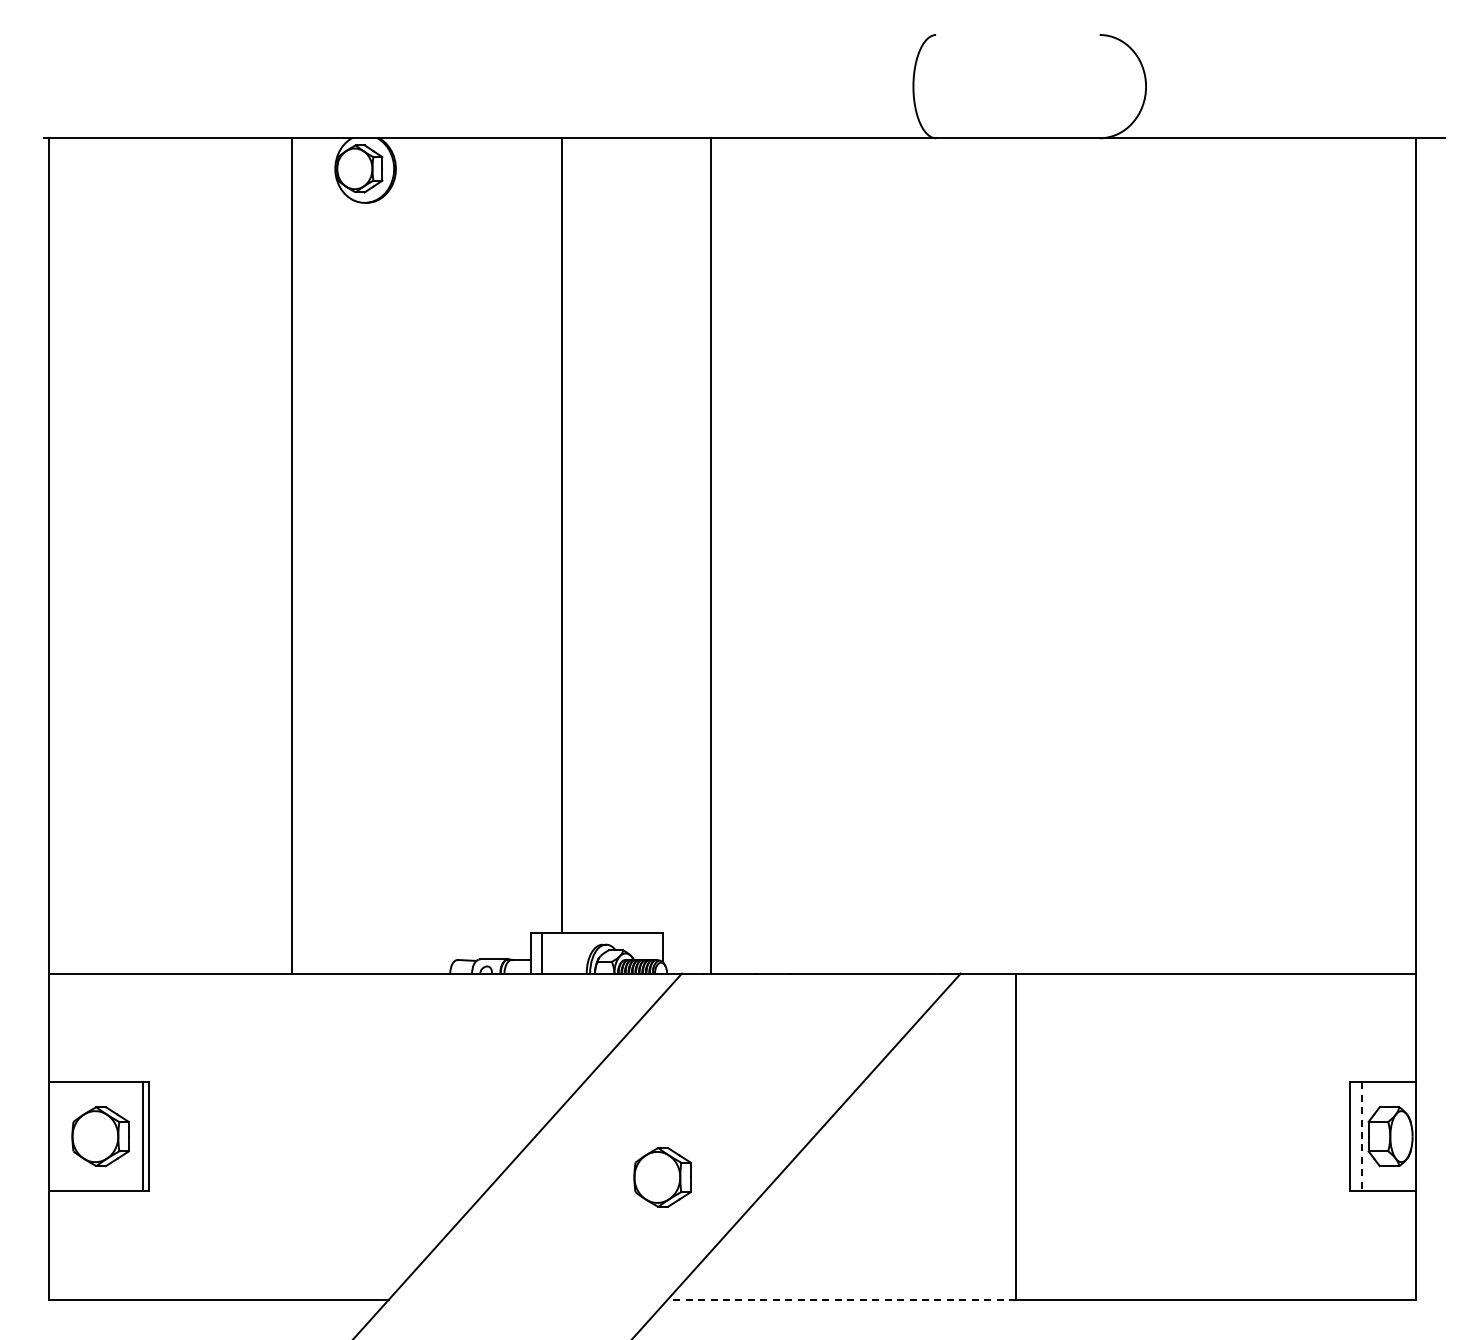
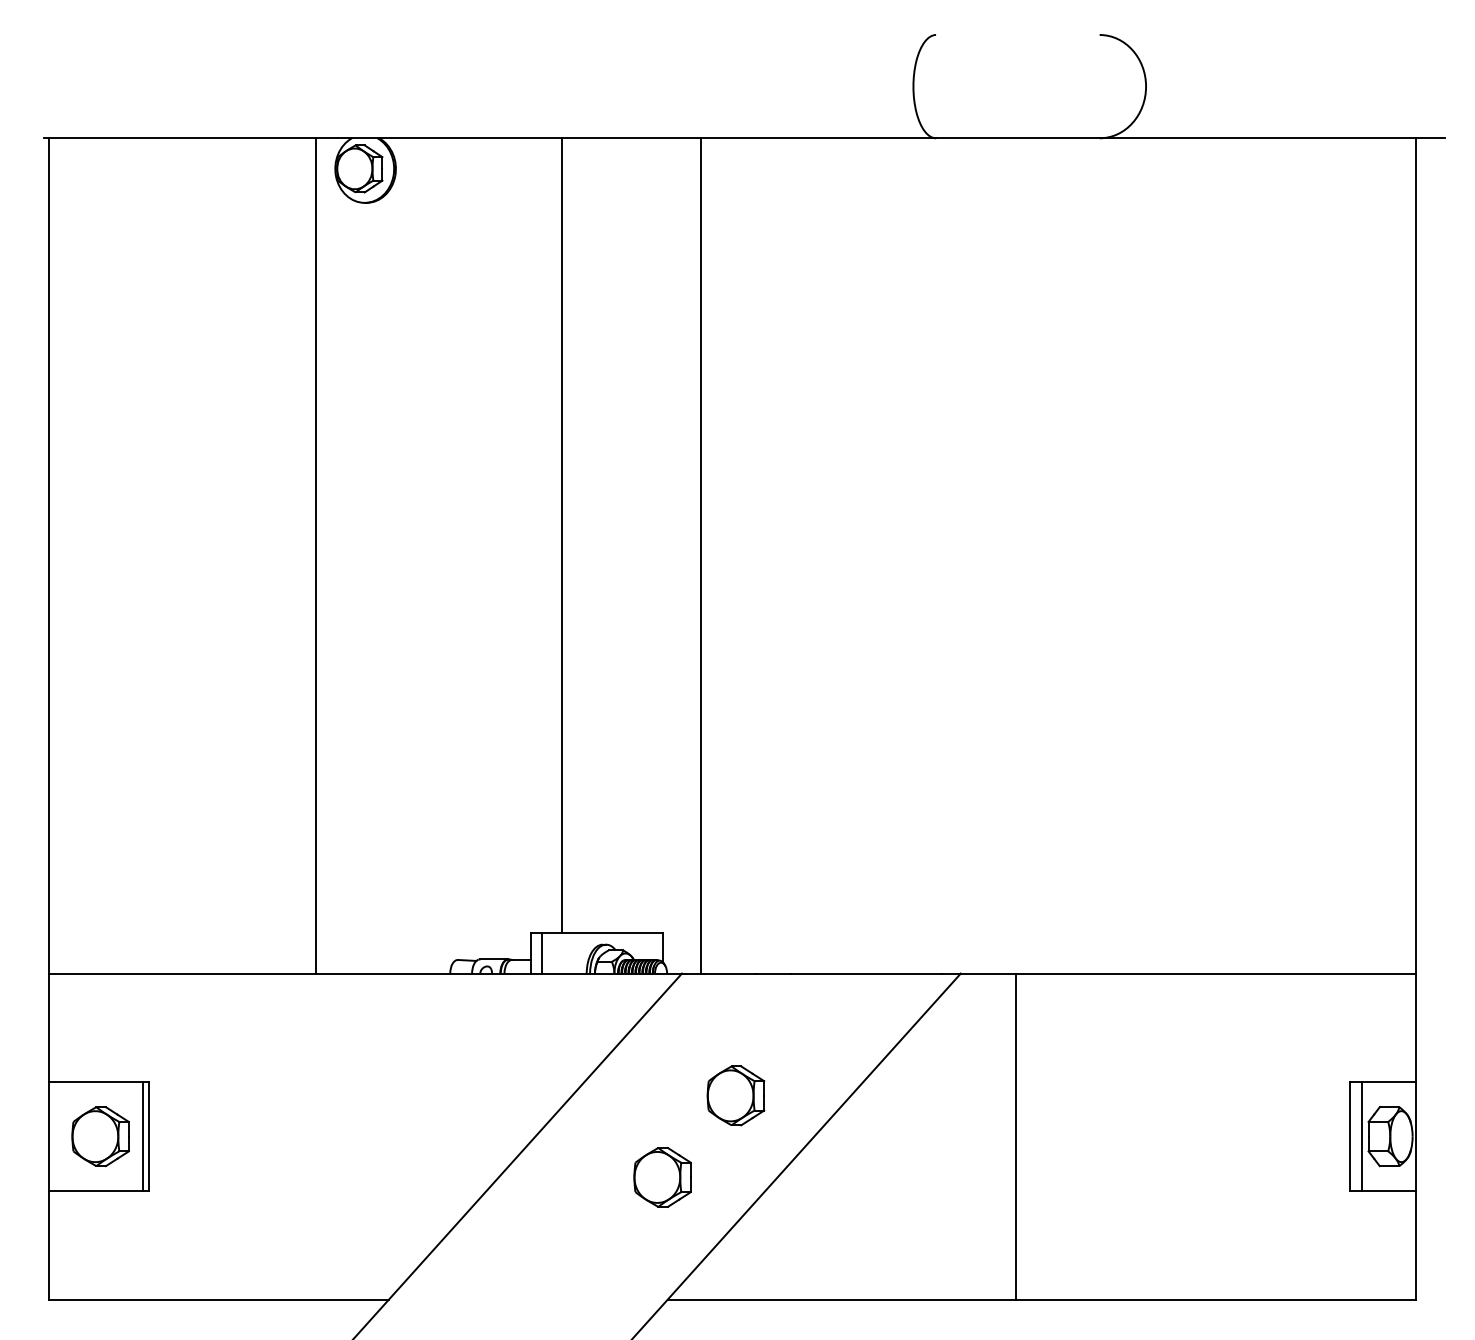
line position: (291, 555) -> (315, 555) (315, 555)
line position: (711, 555) -> (701, 555) (701, 555)
part: none -> present (735, 1095)
line: dashed -> solid (1361, 1137)
line: dashed -> solid (841, 1299)
